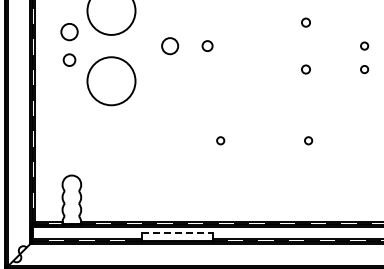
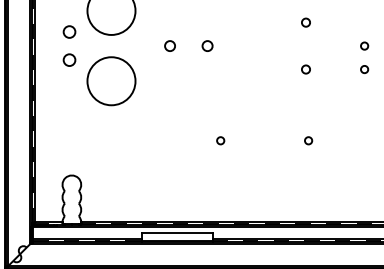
circle size: 19x19 px -> 15x14 px (69, 31)
circle size: 19x19 px -> 12x12 px (169, 45)
line: dashed -> solid (177, 232)
